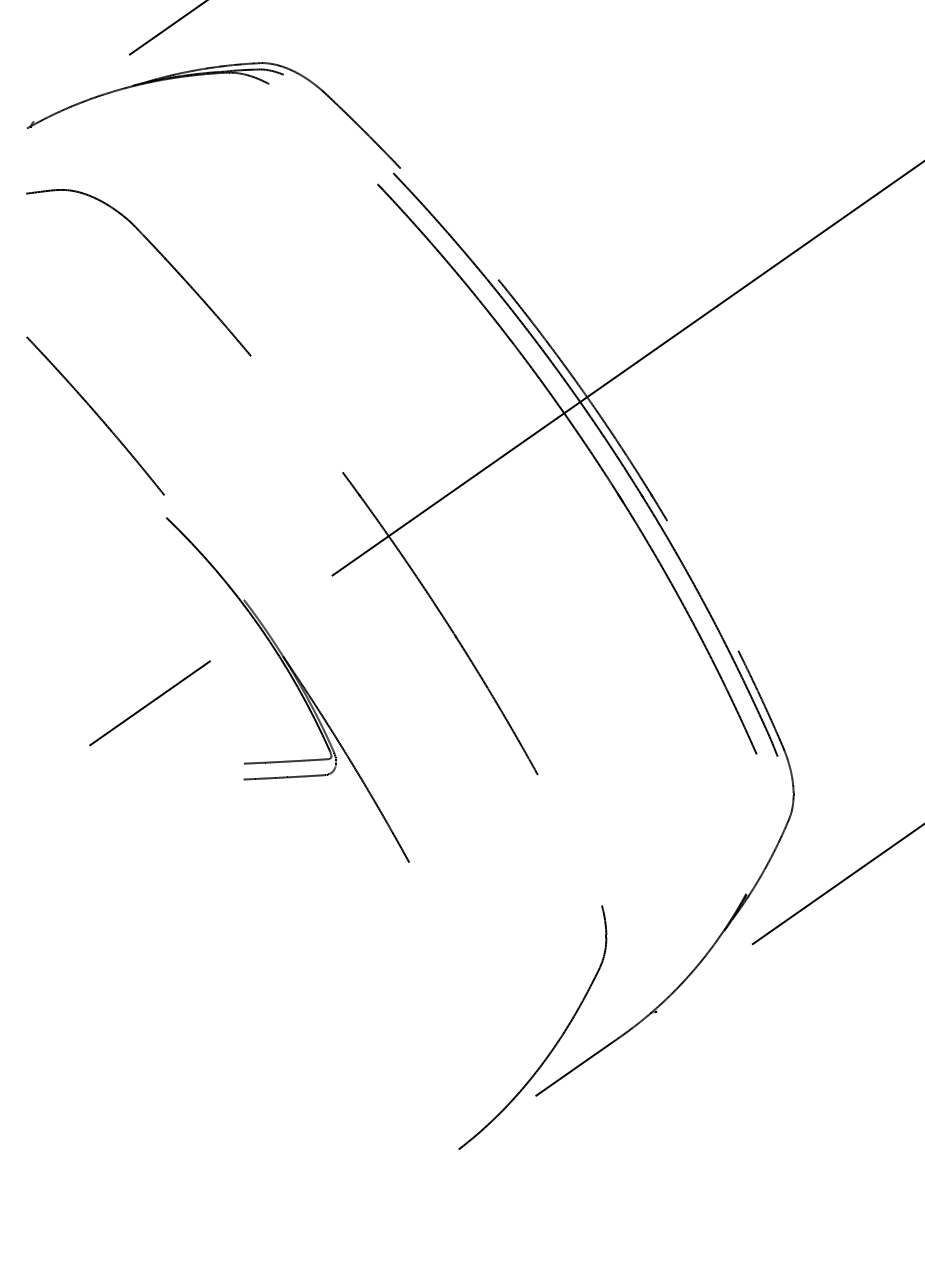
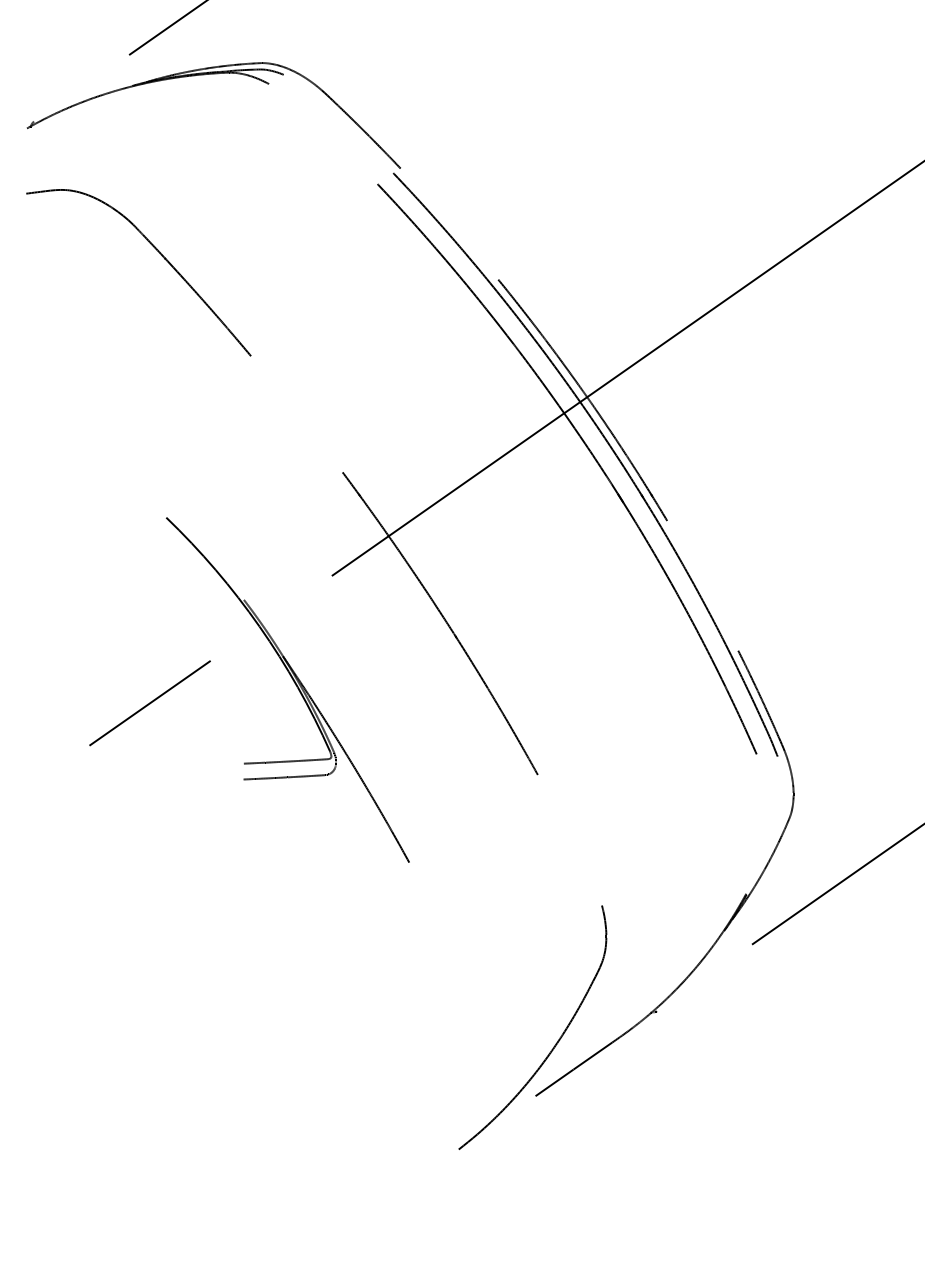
curve: present -> none (95, 414)
